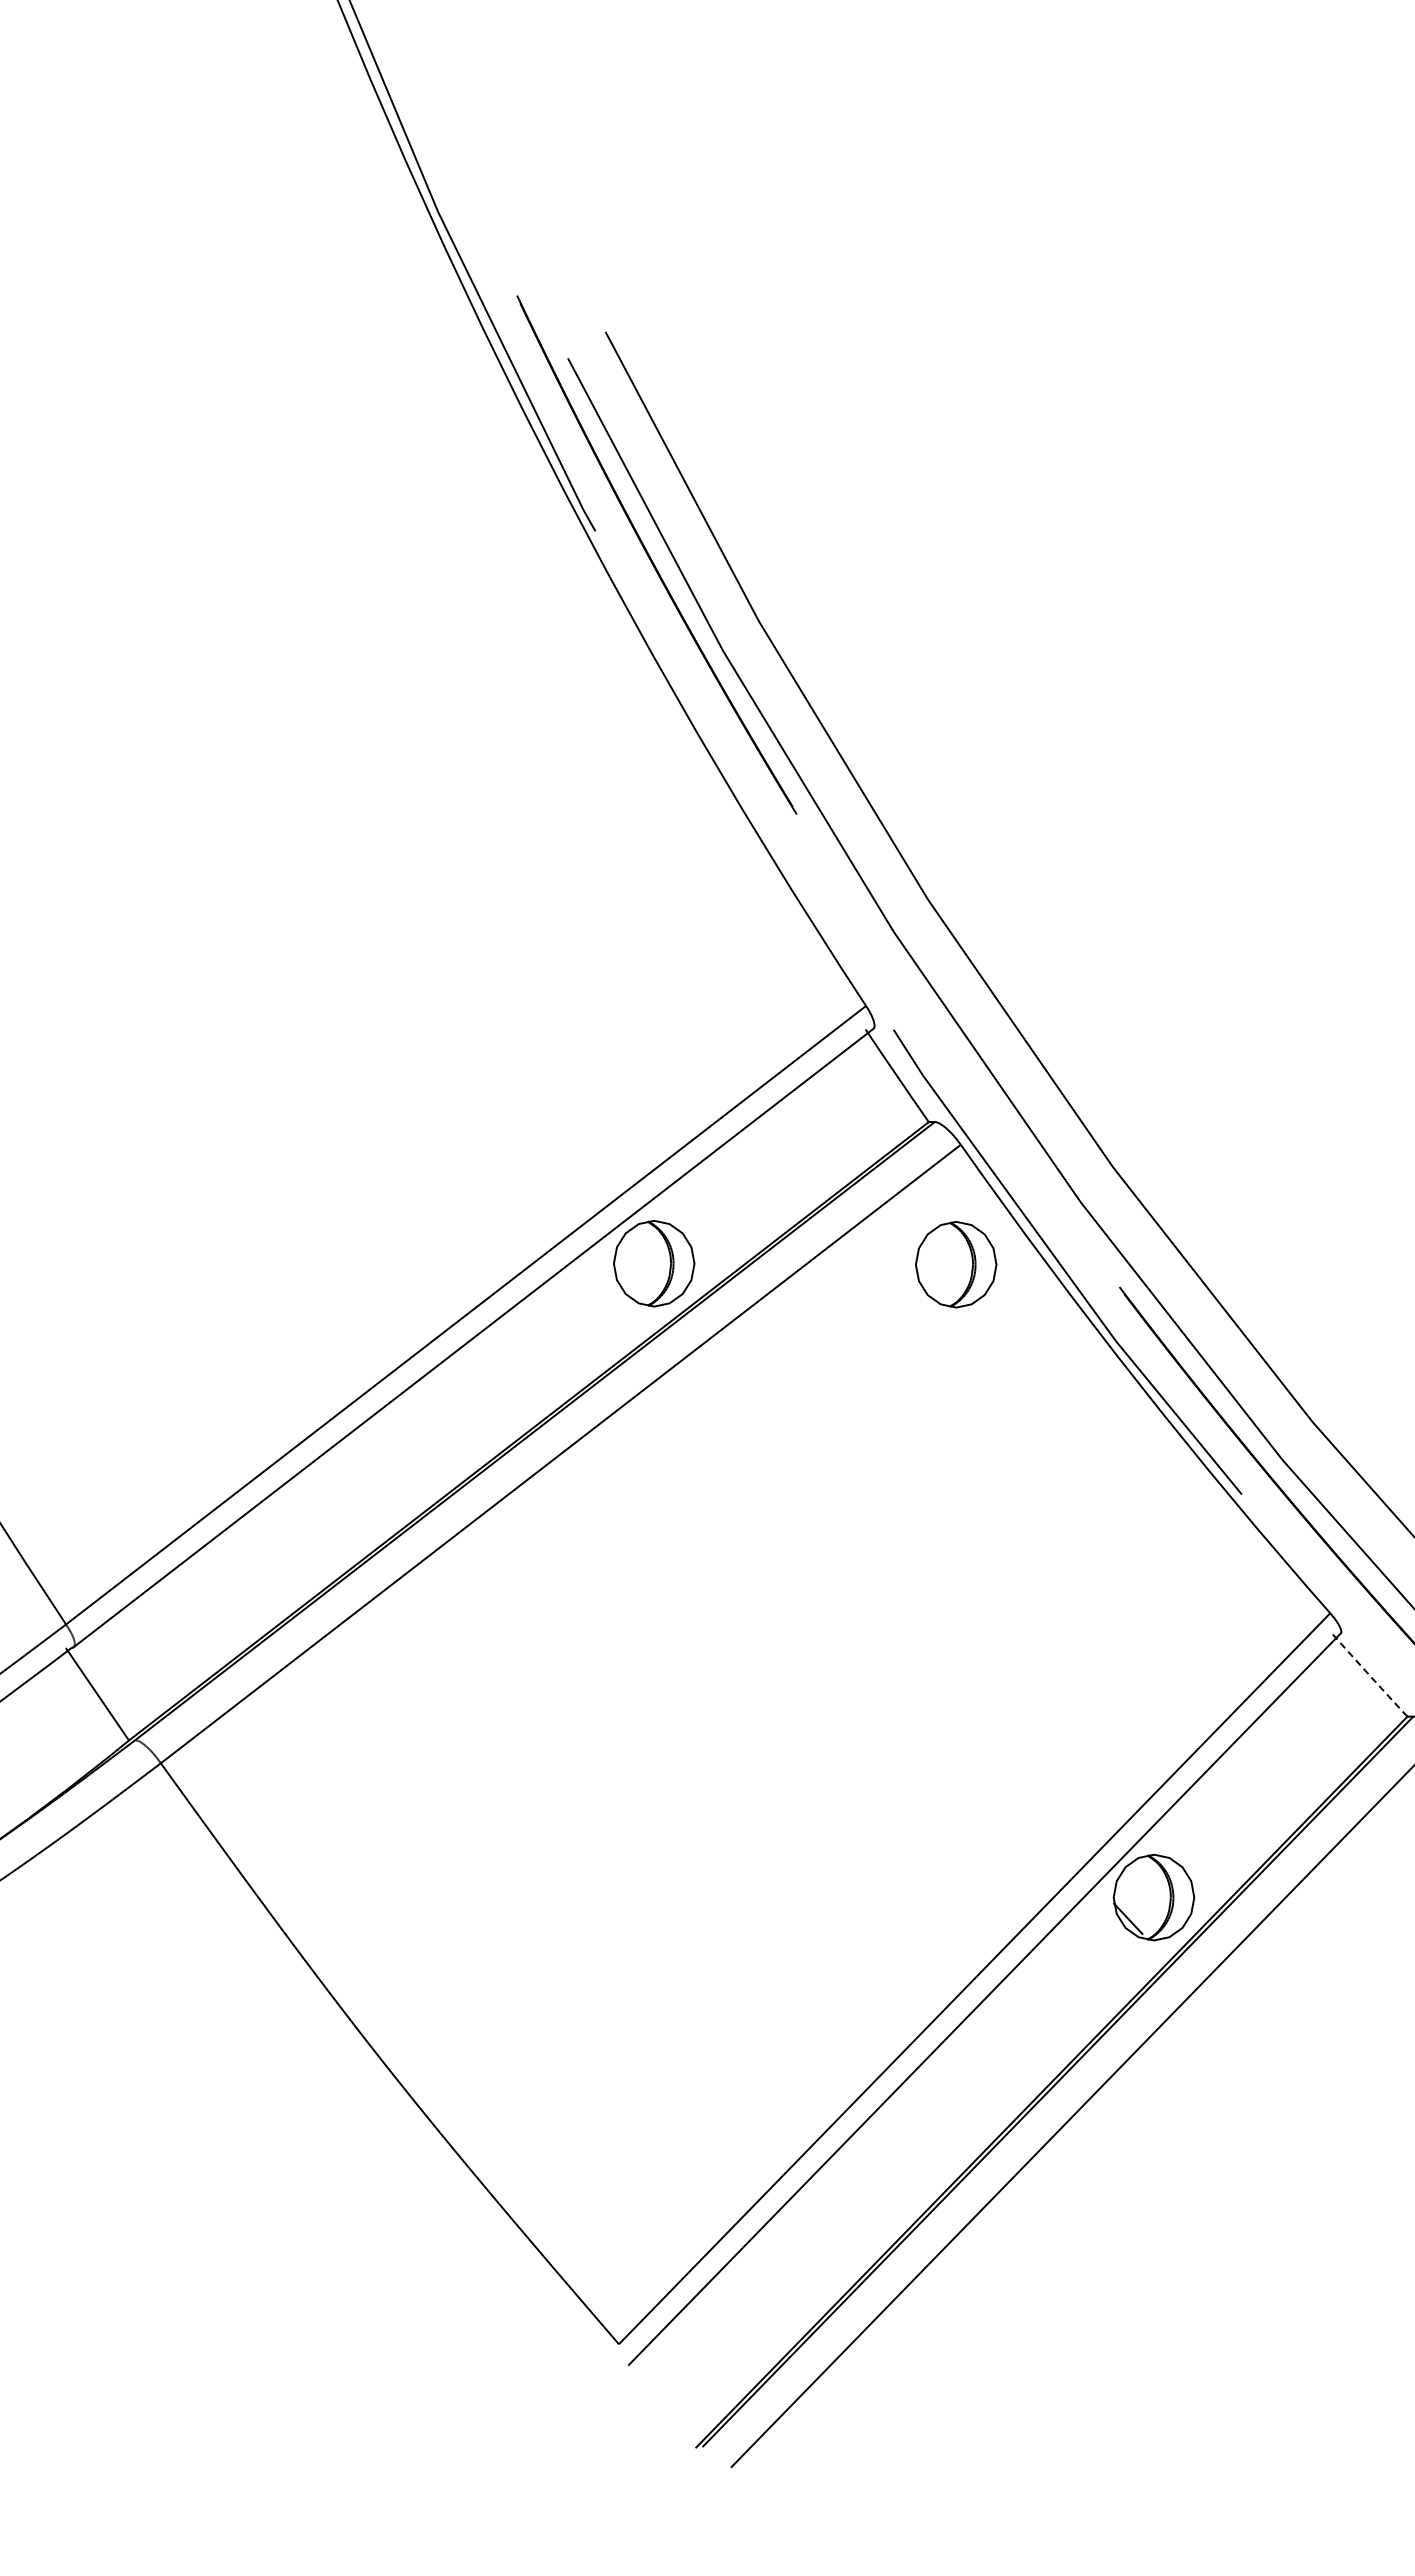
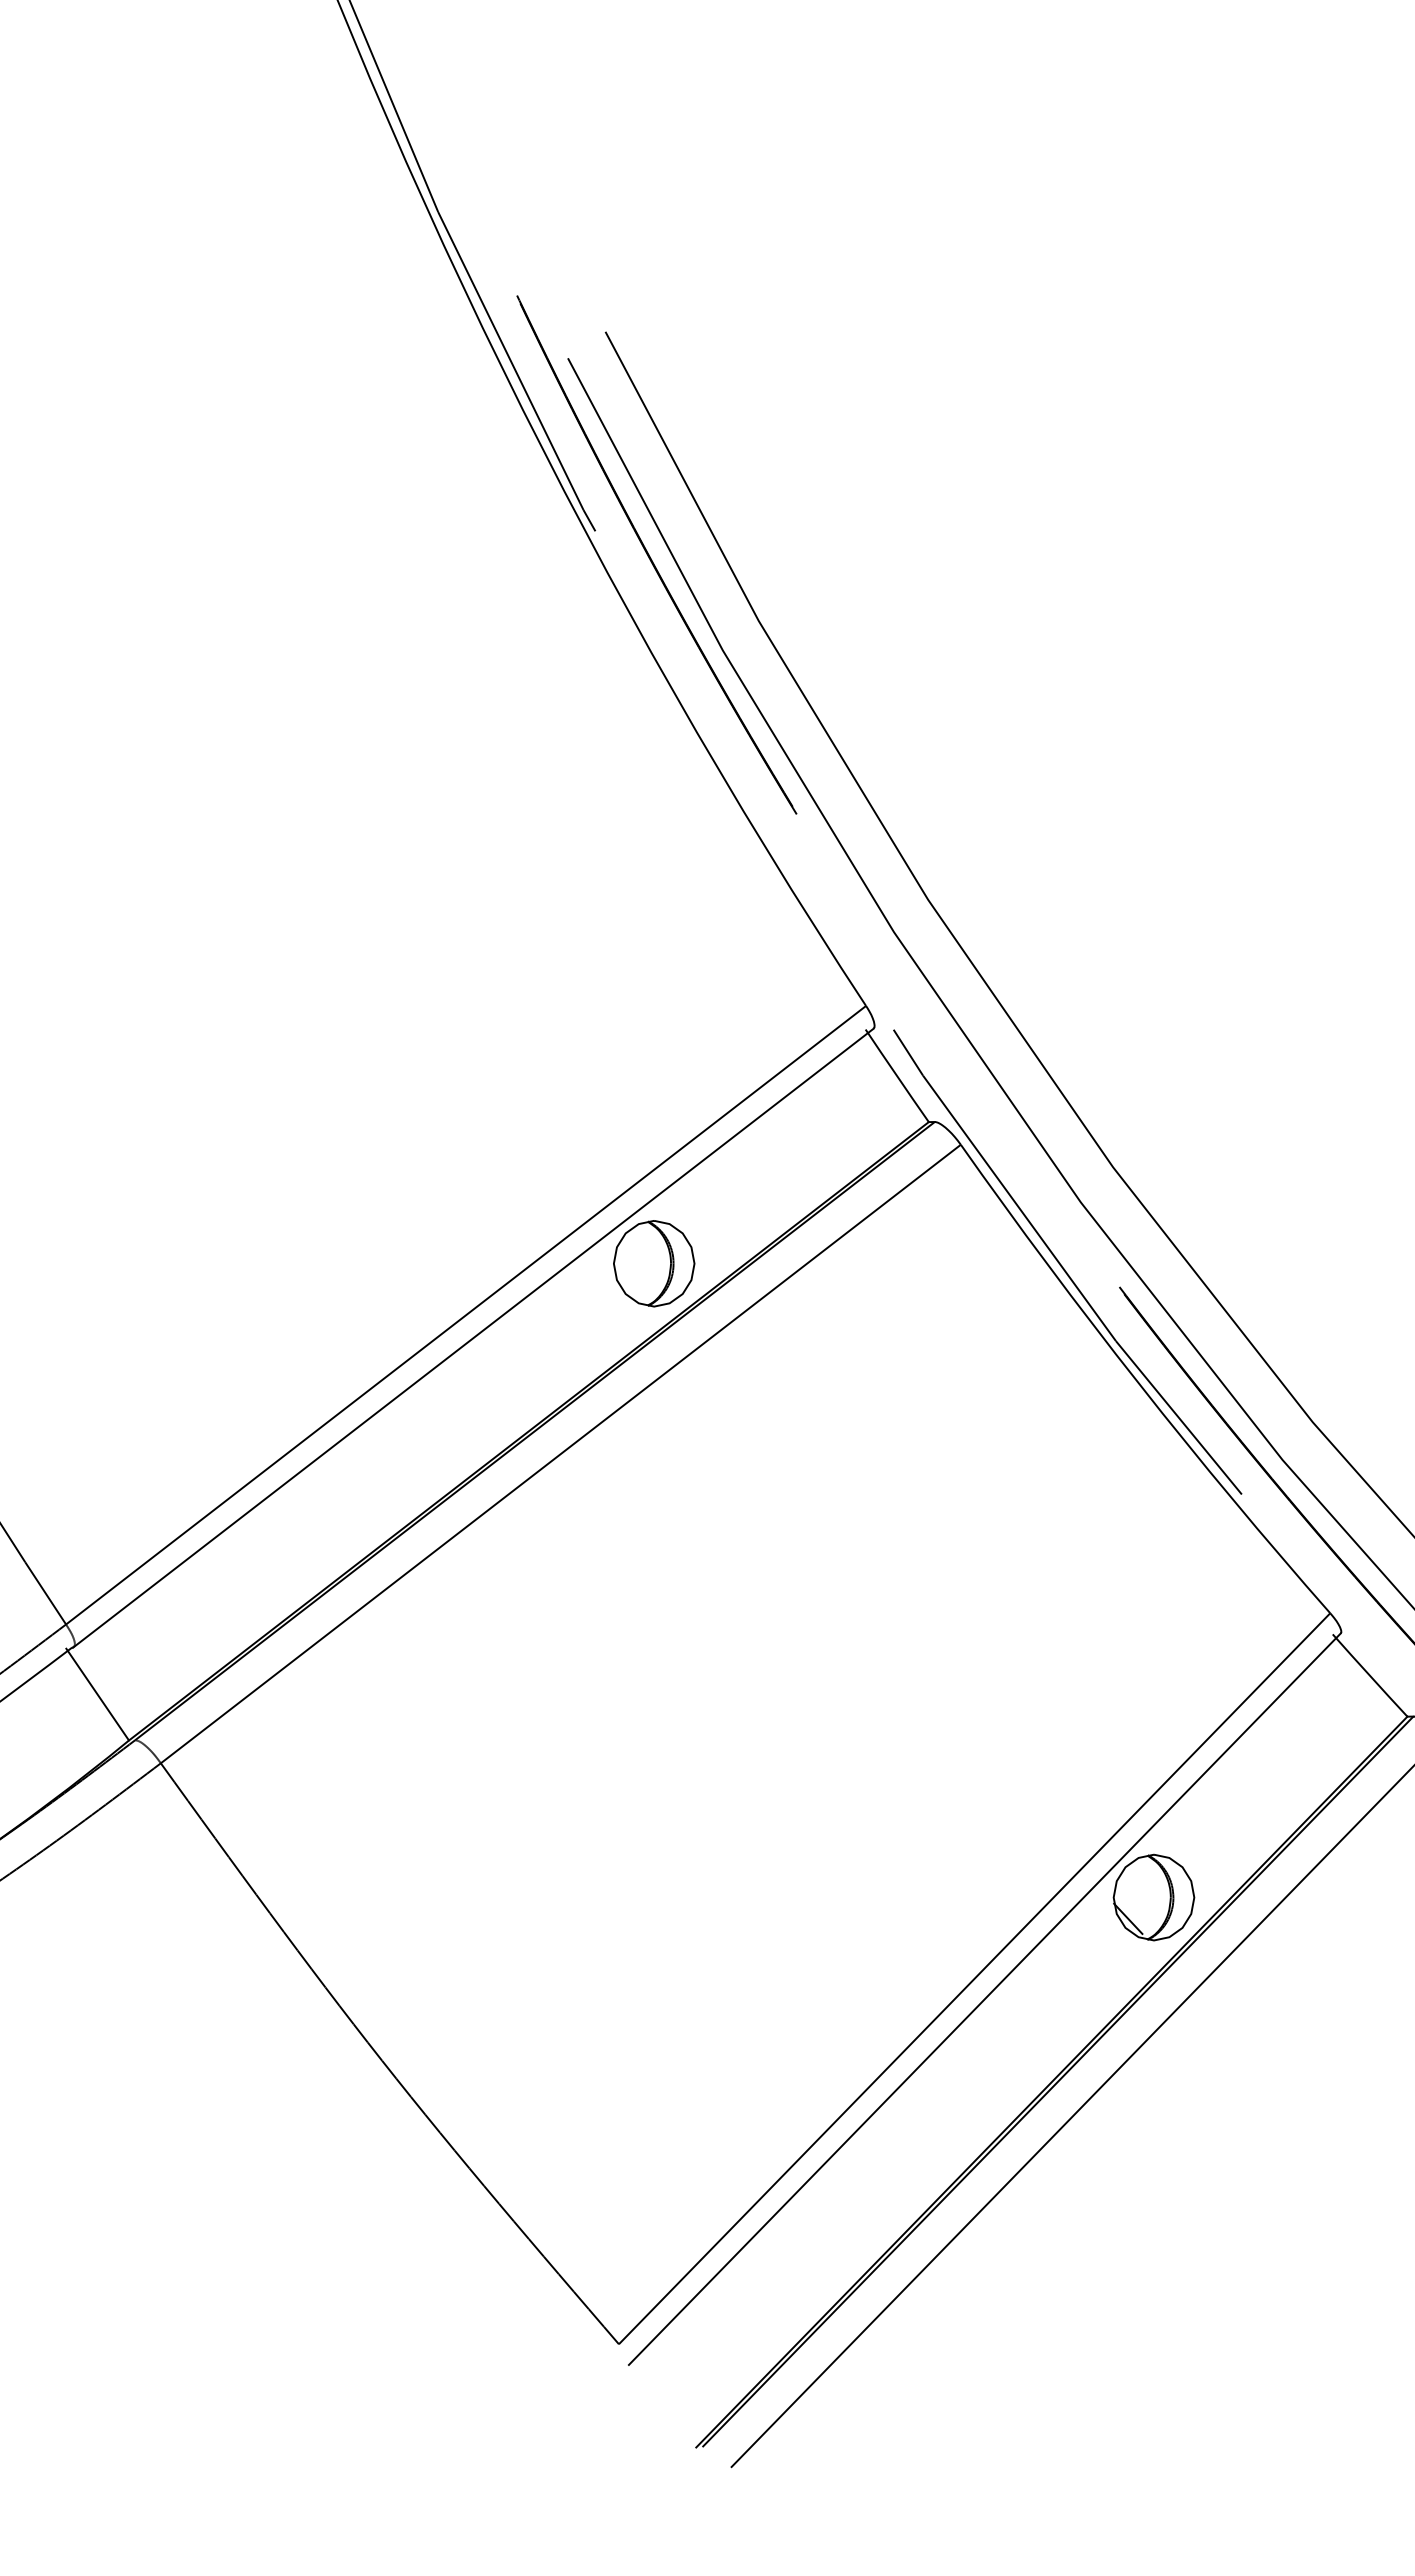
part: present -> none (956, 1264)
arc: dashed -> solid (1369, 1675)
